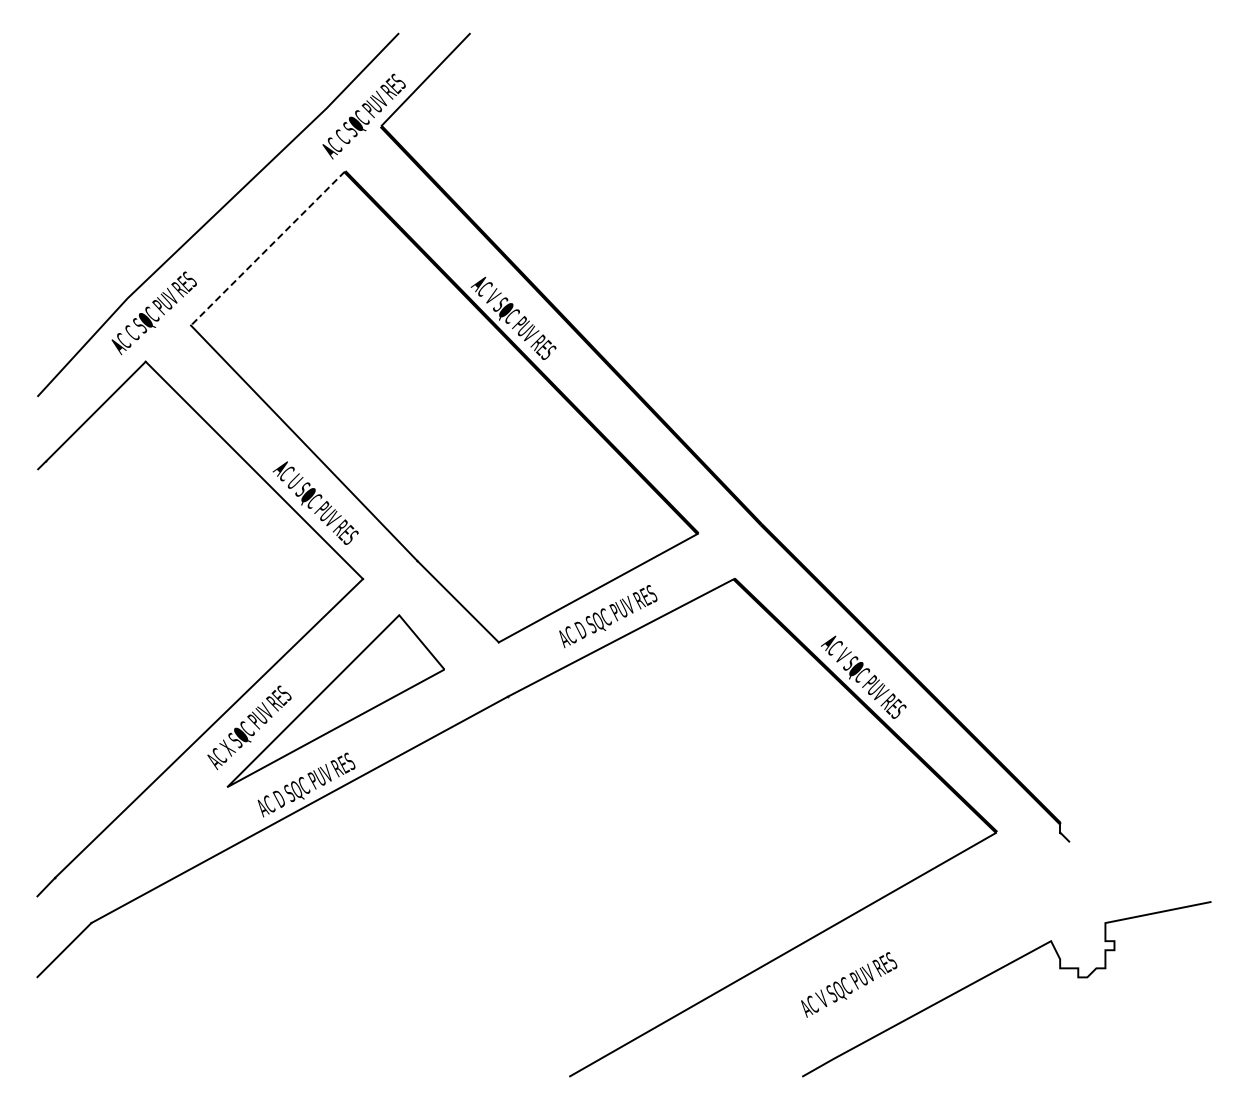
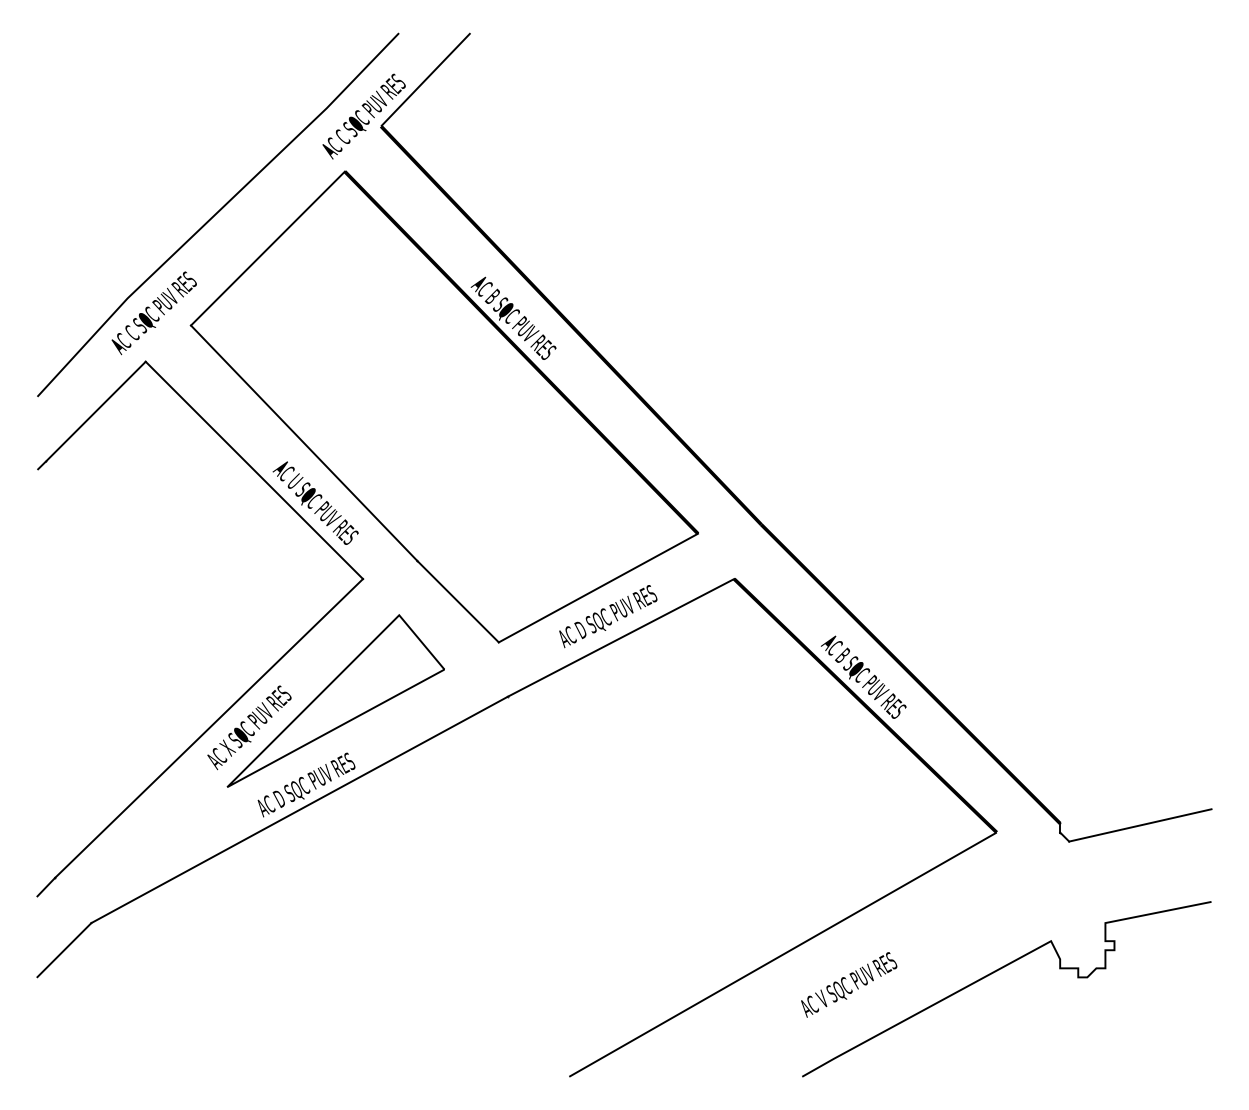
line: dashed -> solid (267, 248)
text: AC V SQC PUV RES -> AC B SQC PUV RES (492, 295)
text: AC V SQC PUV RES -> AC B SQC PUV RES (843, 654)
line: none -> present (1140, 825)
